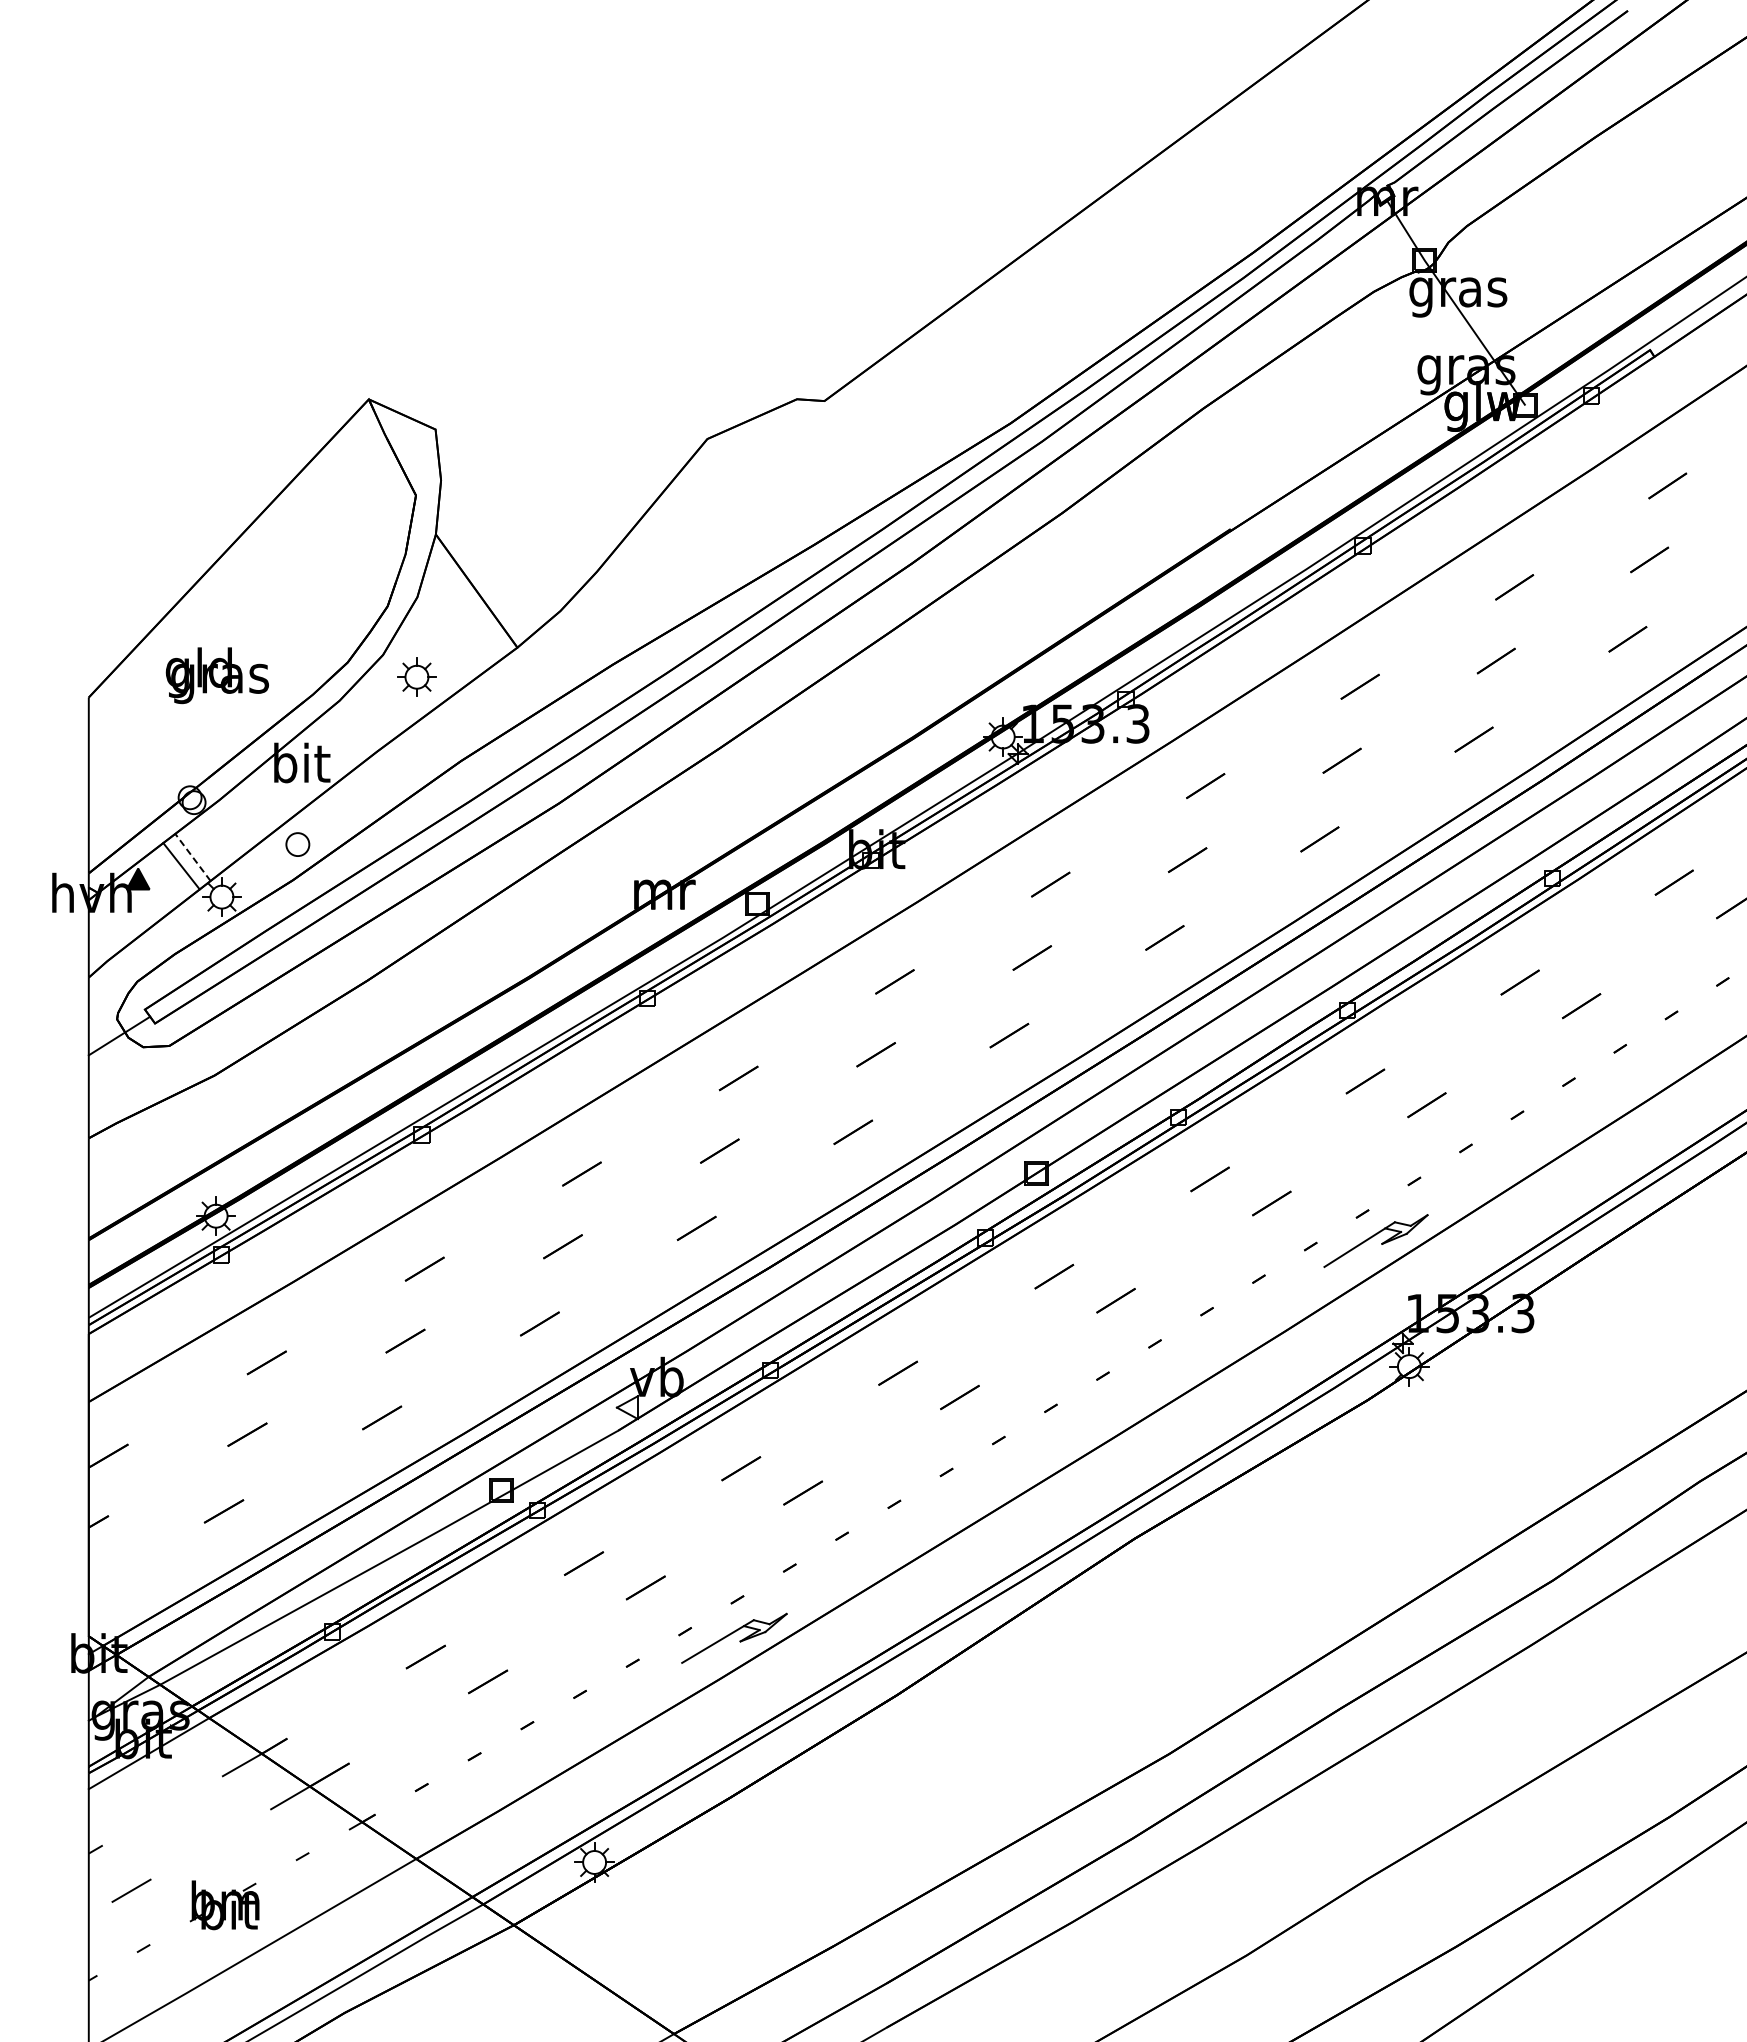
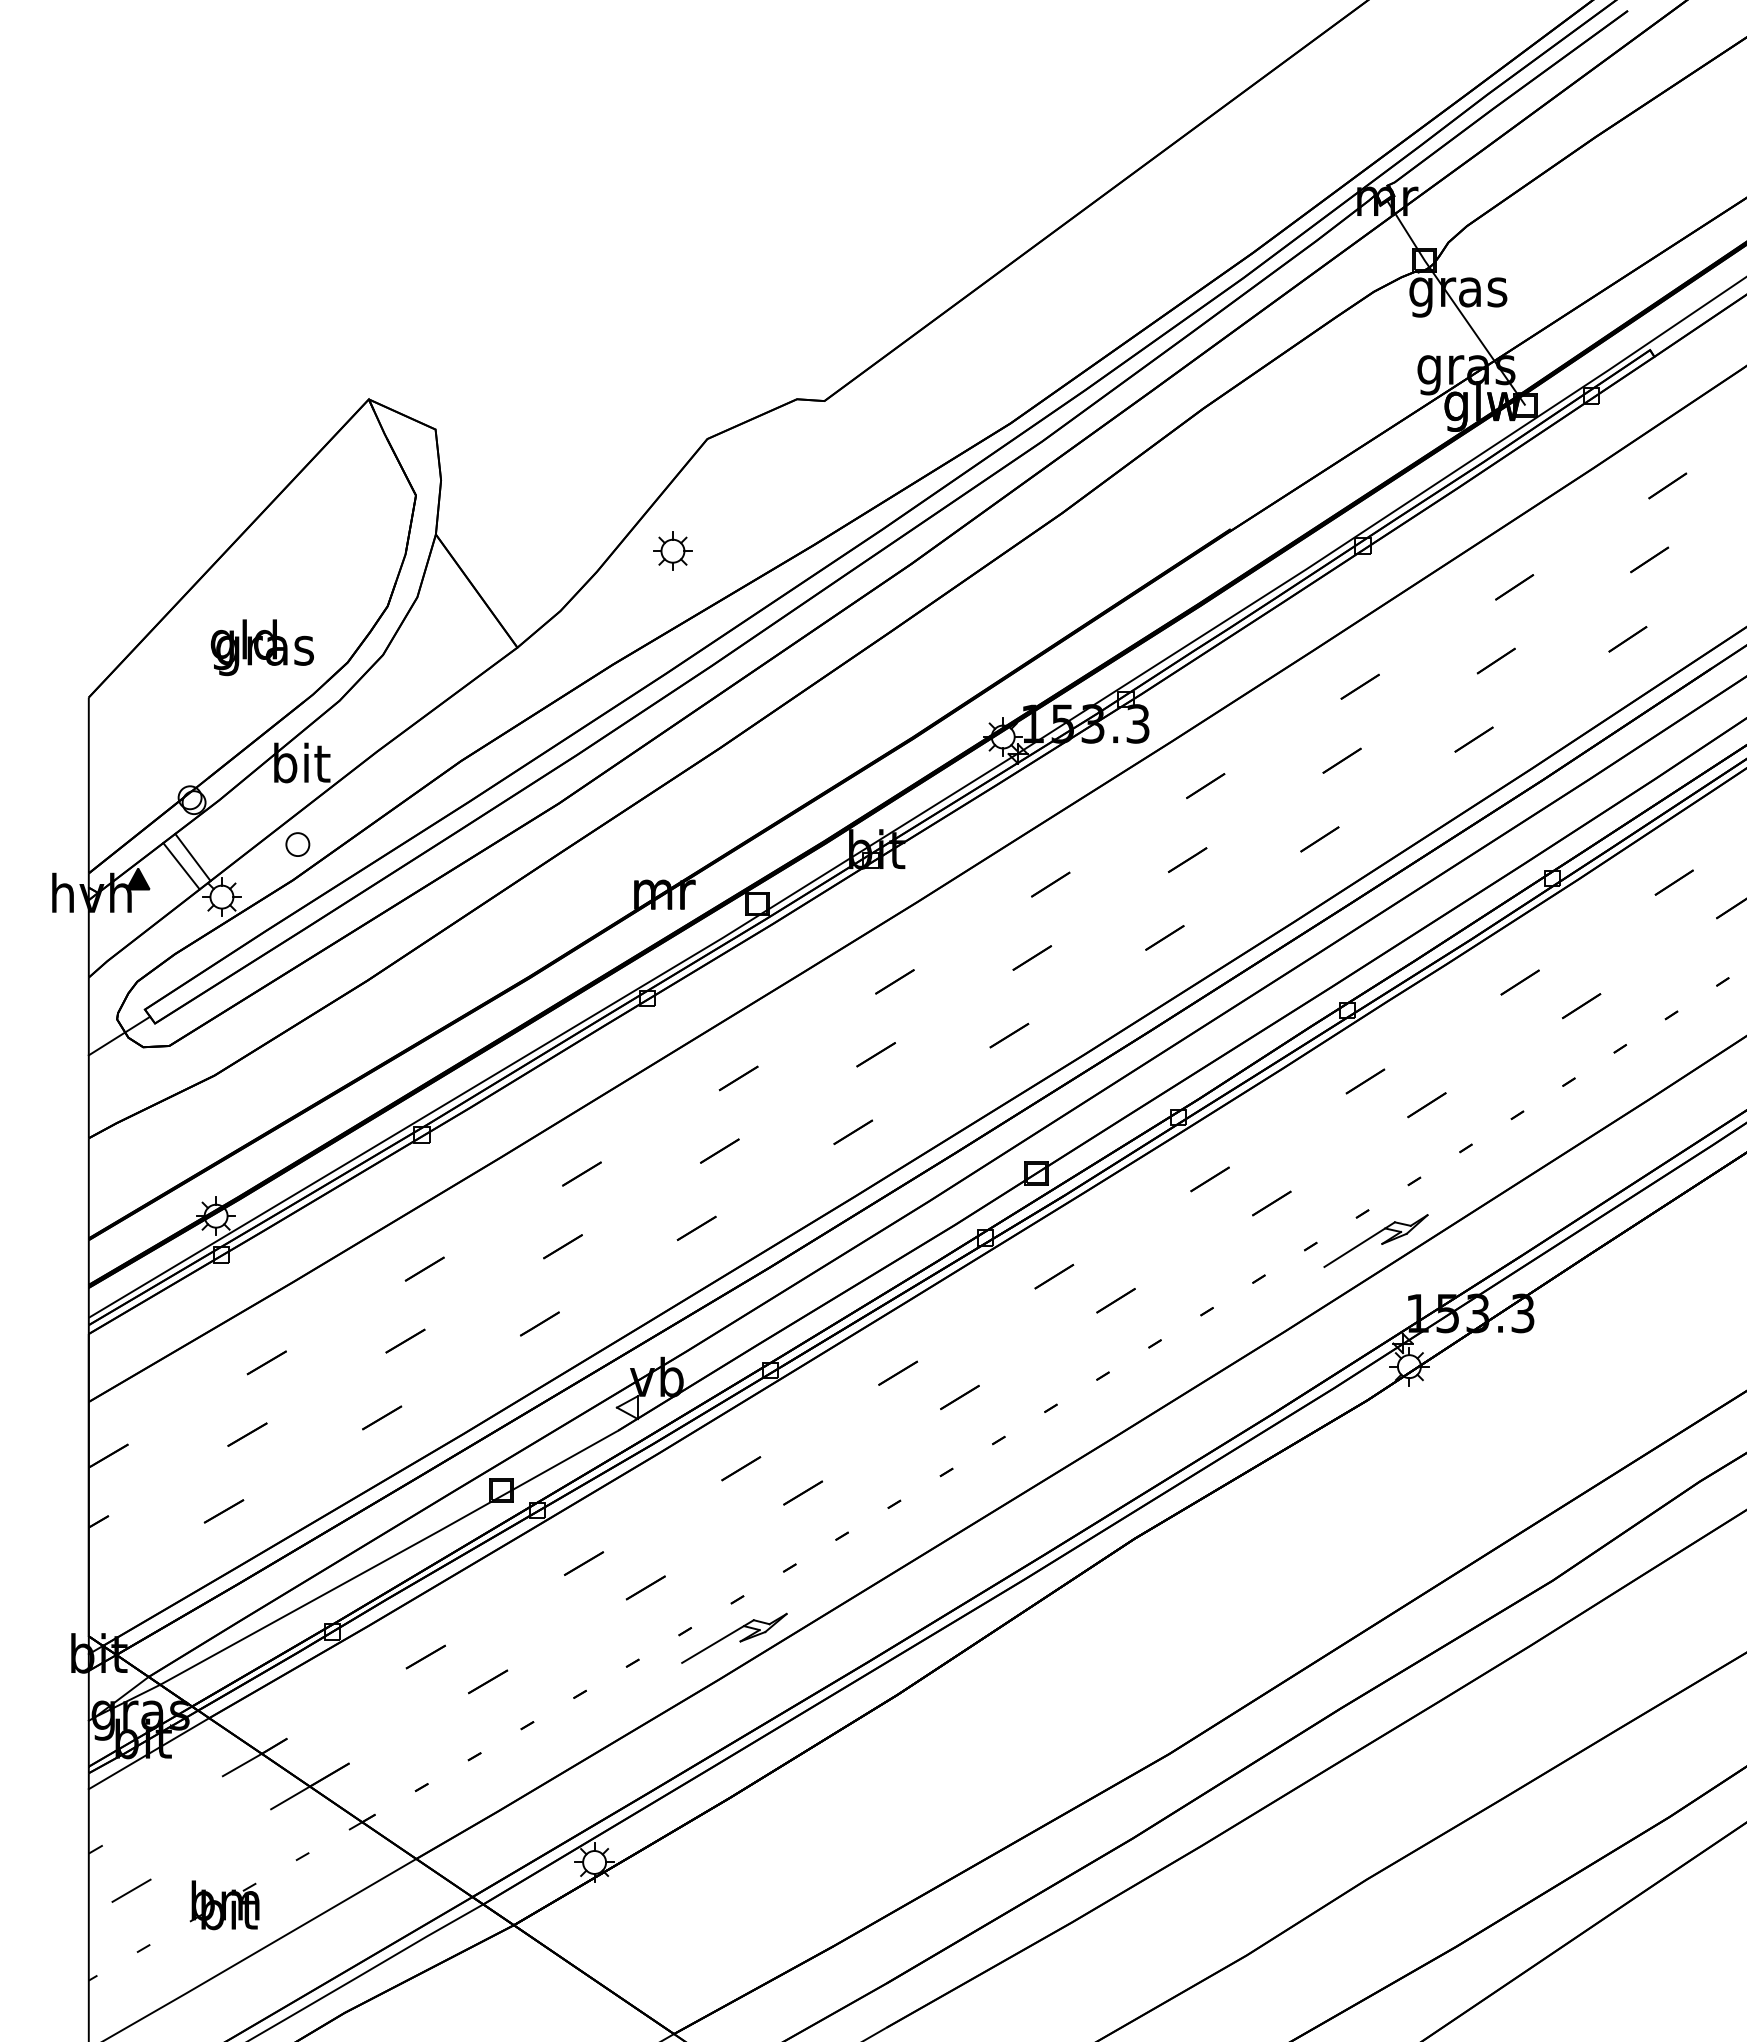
text position: (216, 675) -> (261, 647) (261, 647)
part position: (416, 676) -> (672, 550) (672, 550)
line: dashed -> solid (192, 857)
